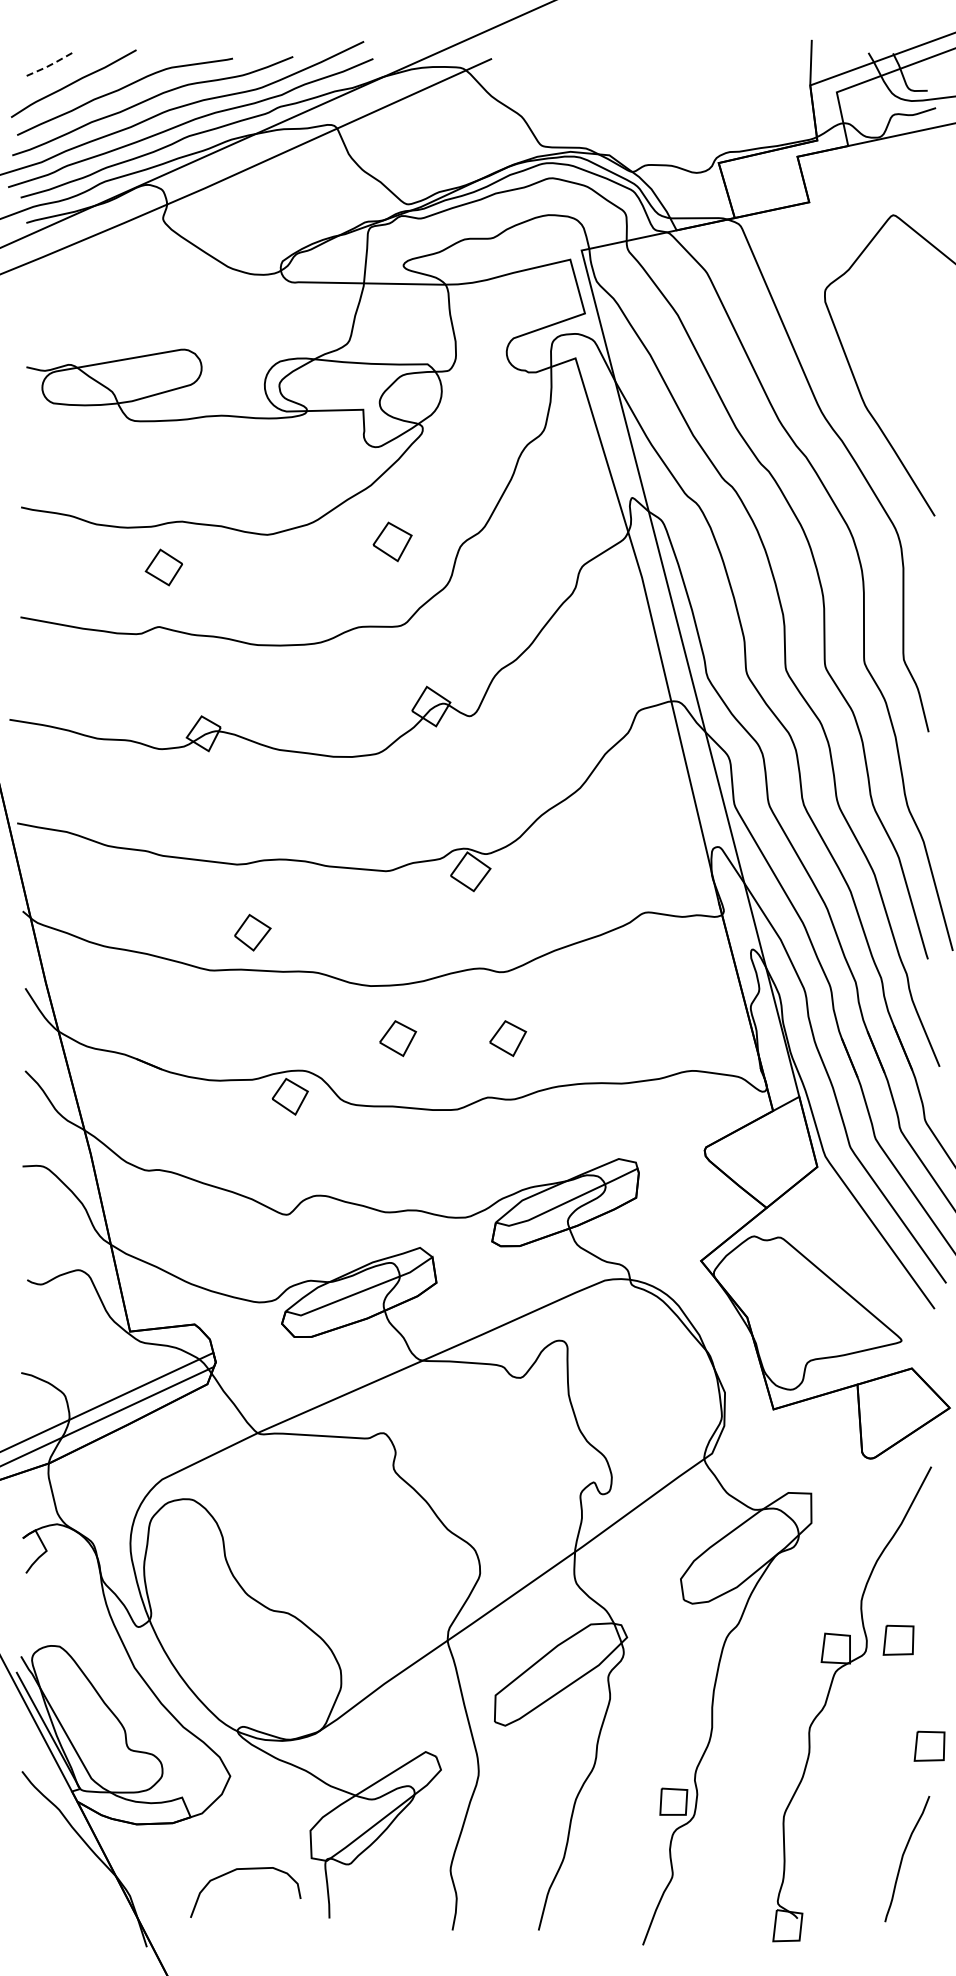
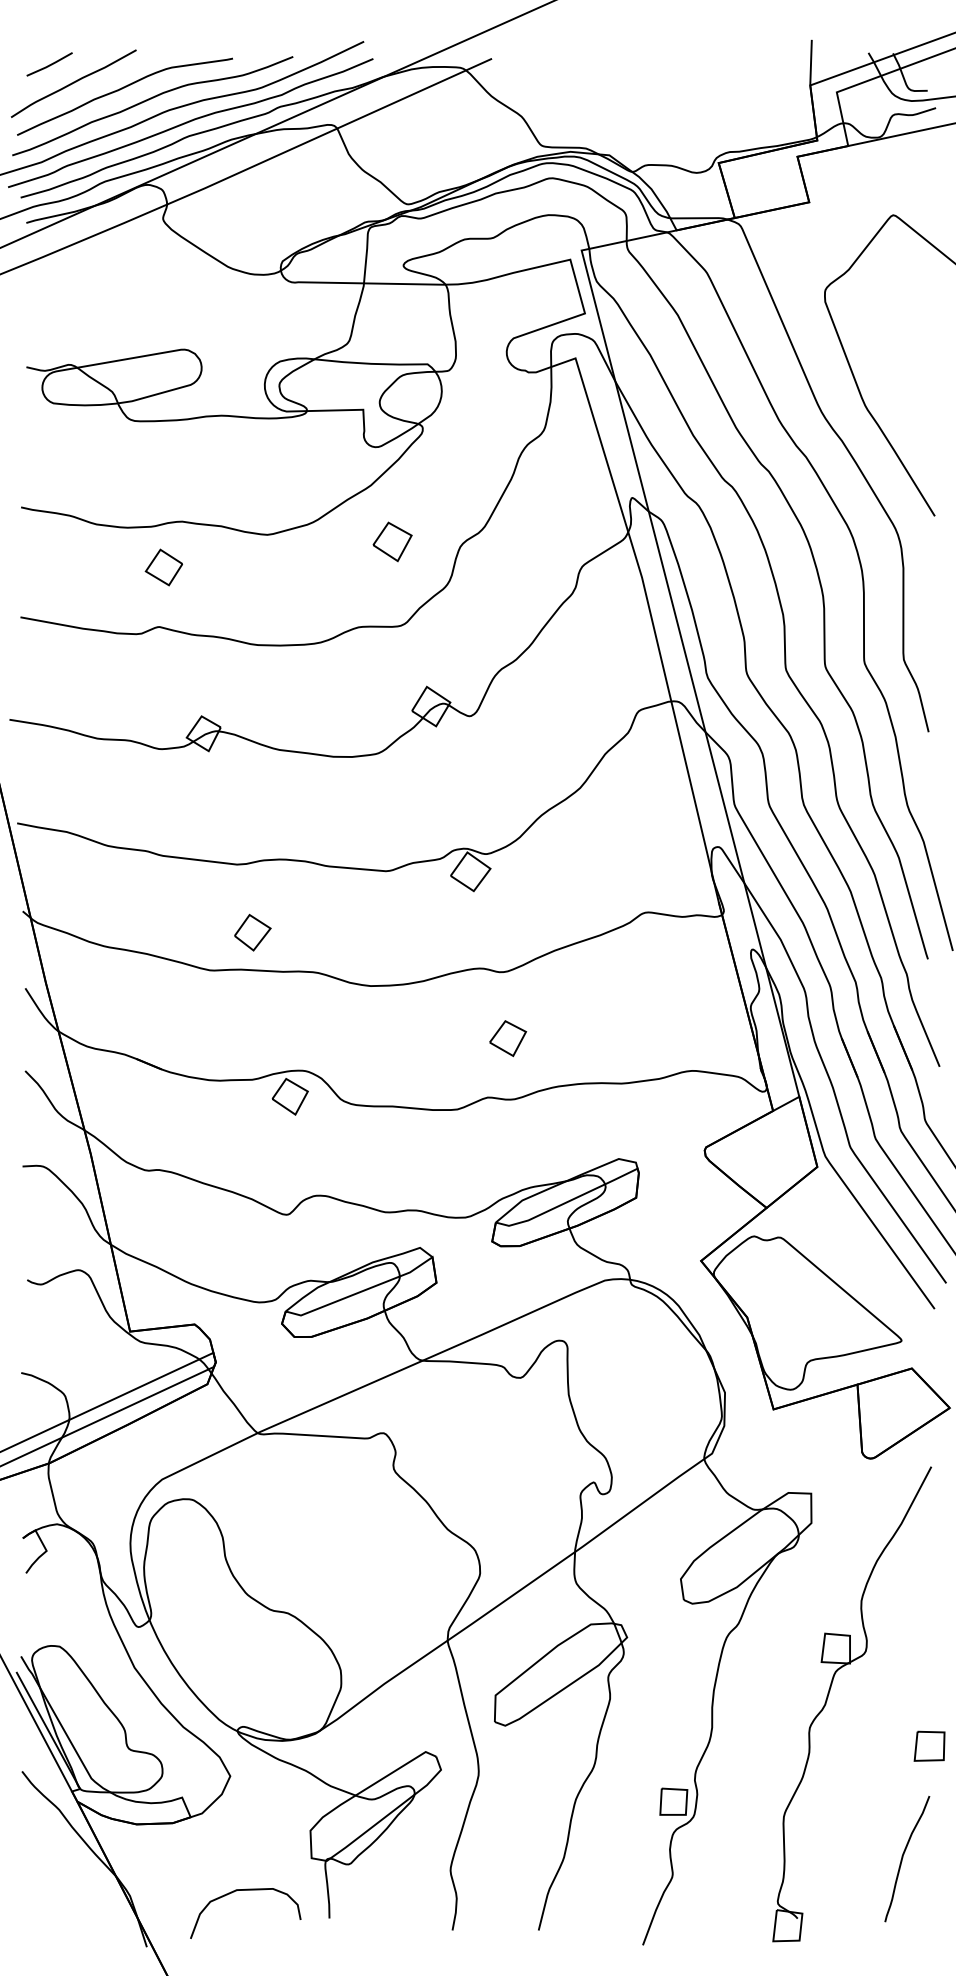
line: dashed -> solid (50, 65)
part: present -> none (398, 1038)
part: present -> none (898, 1639)
curve position: (245, 1869) -> (245, 1890) (245, 1890)
